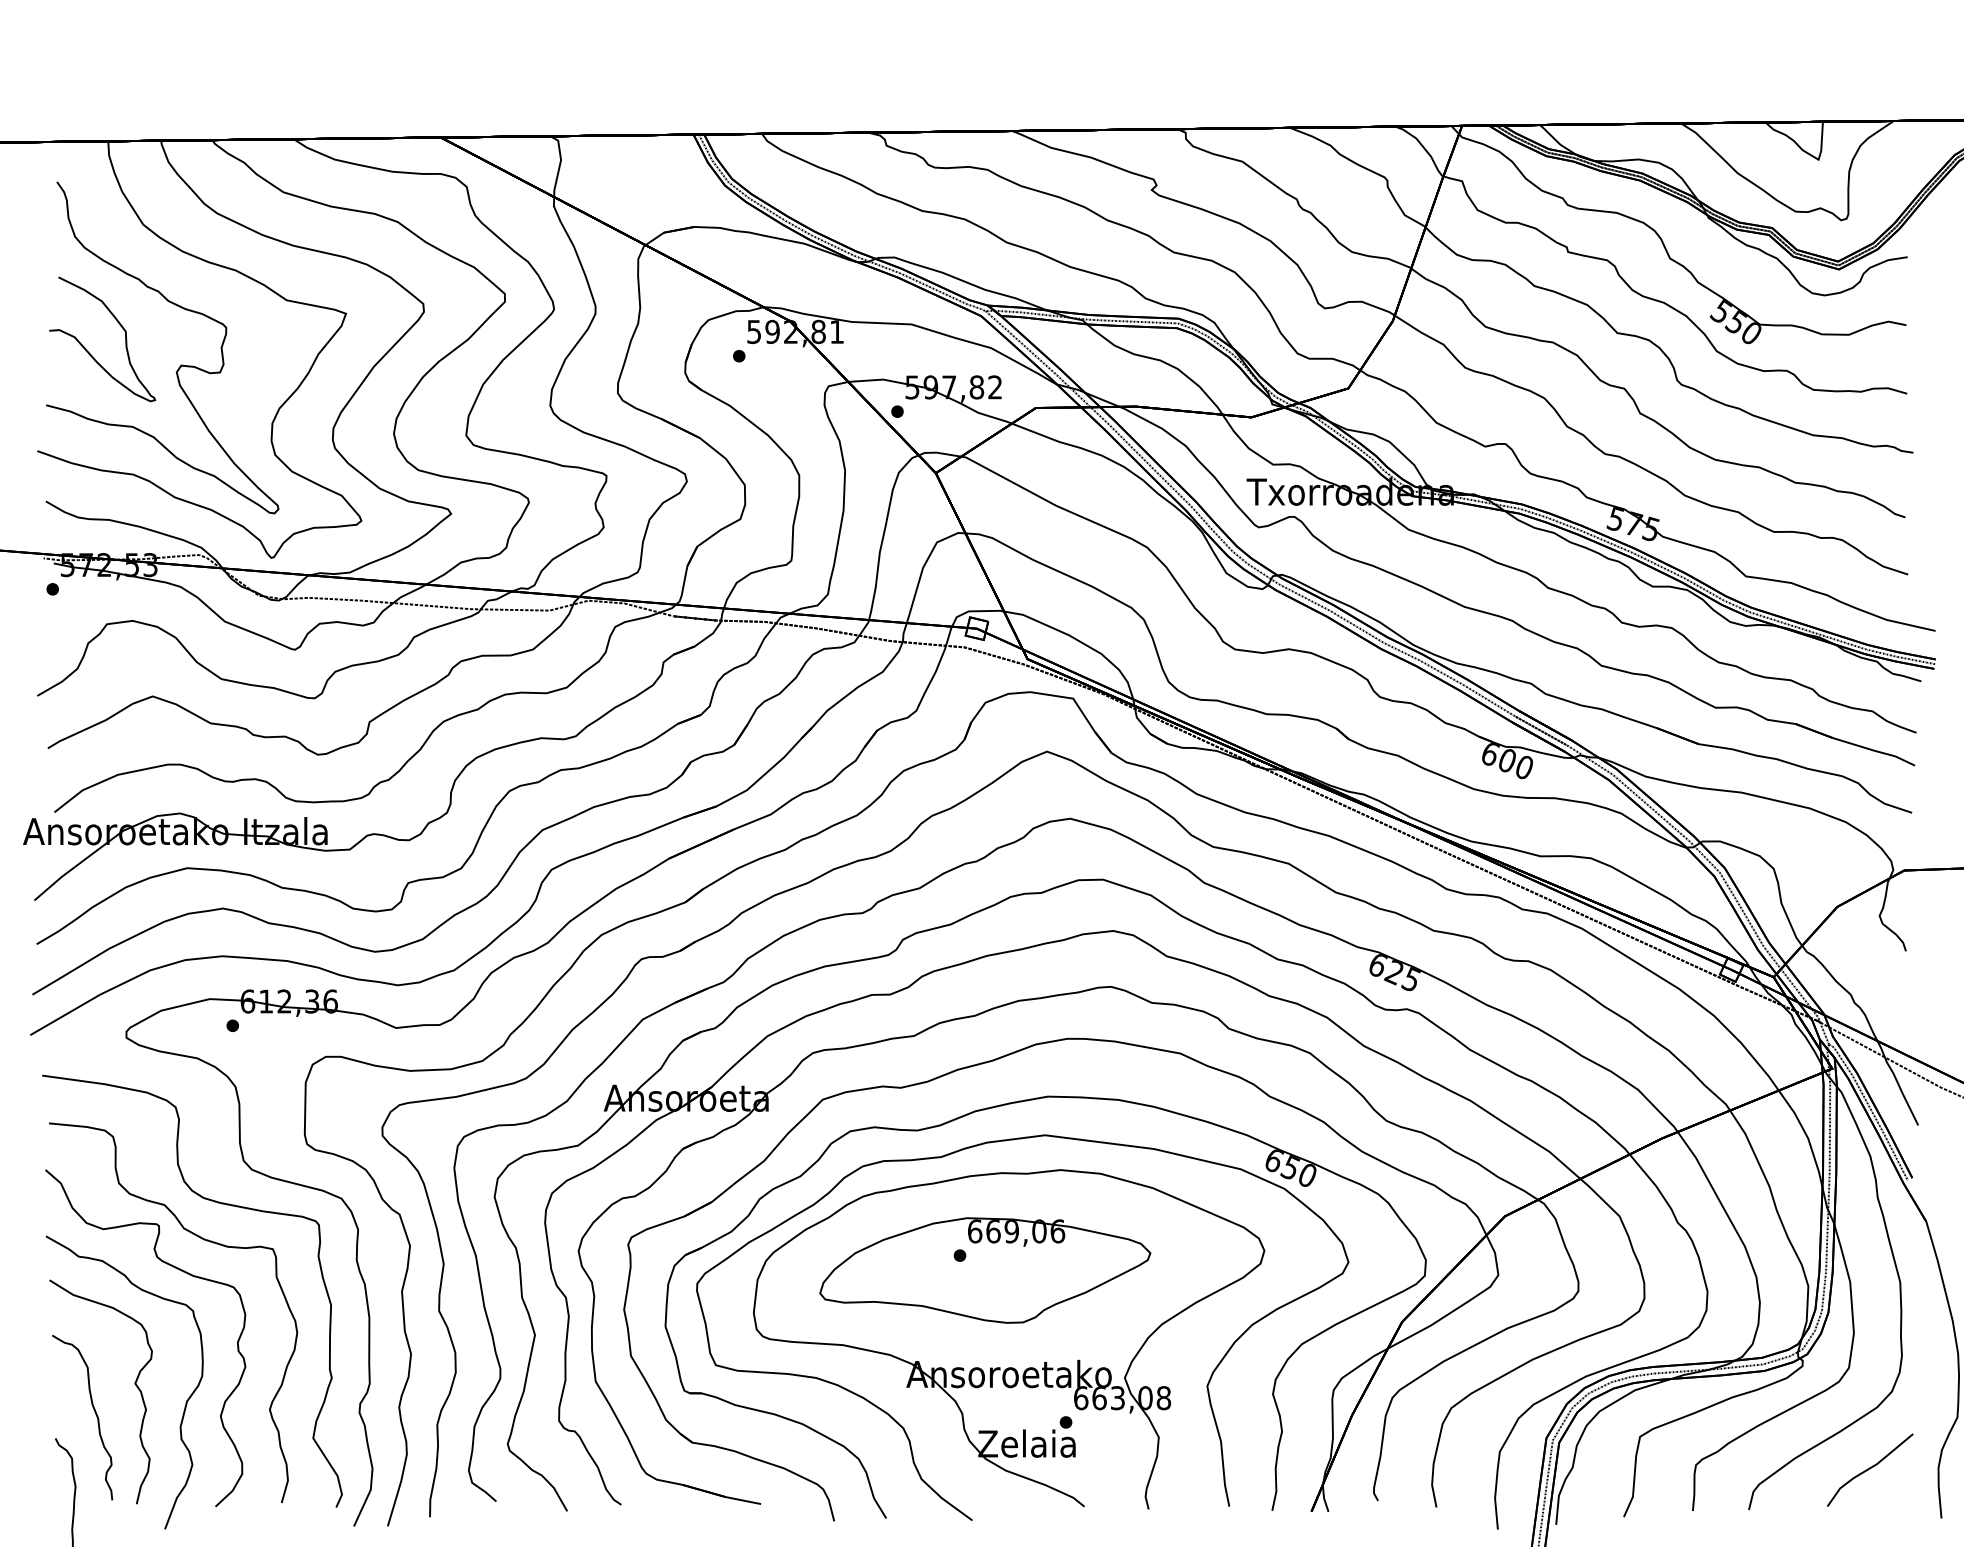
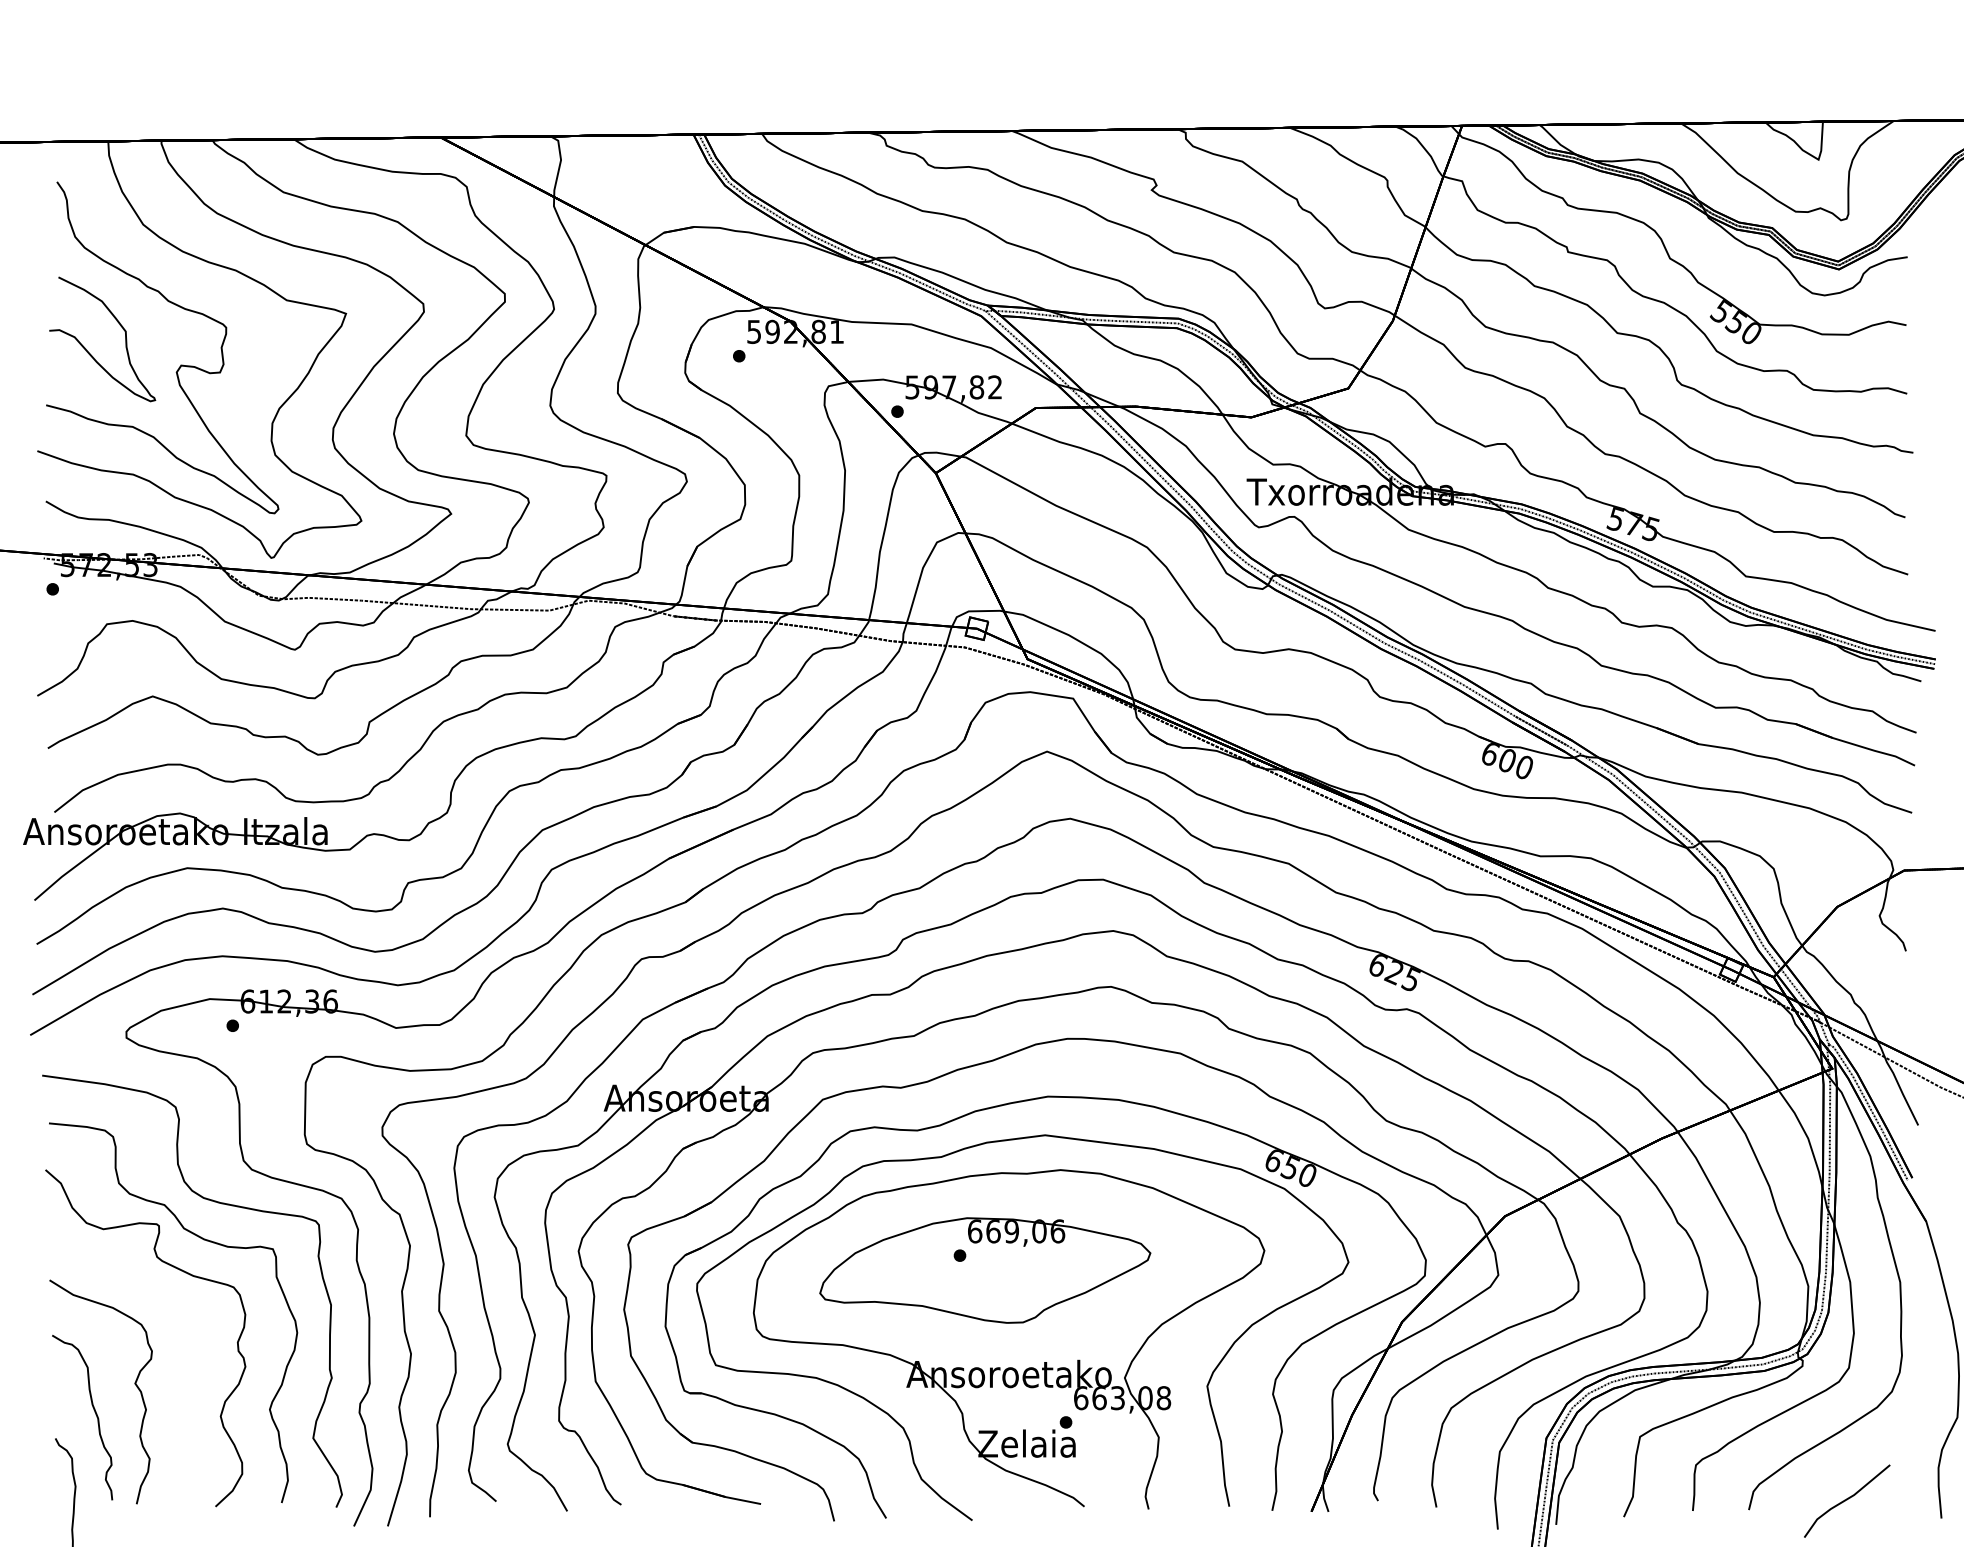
curve: present -> none (185, 1402)
line position: (1870, 1469) -> (1847, 1500) (1847, 1500)
